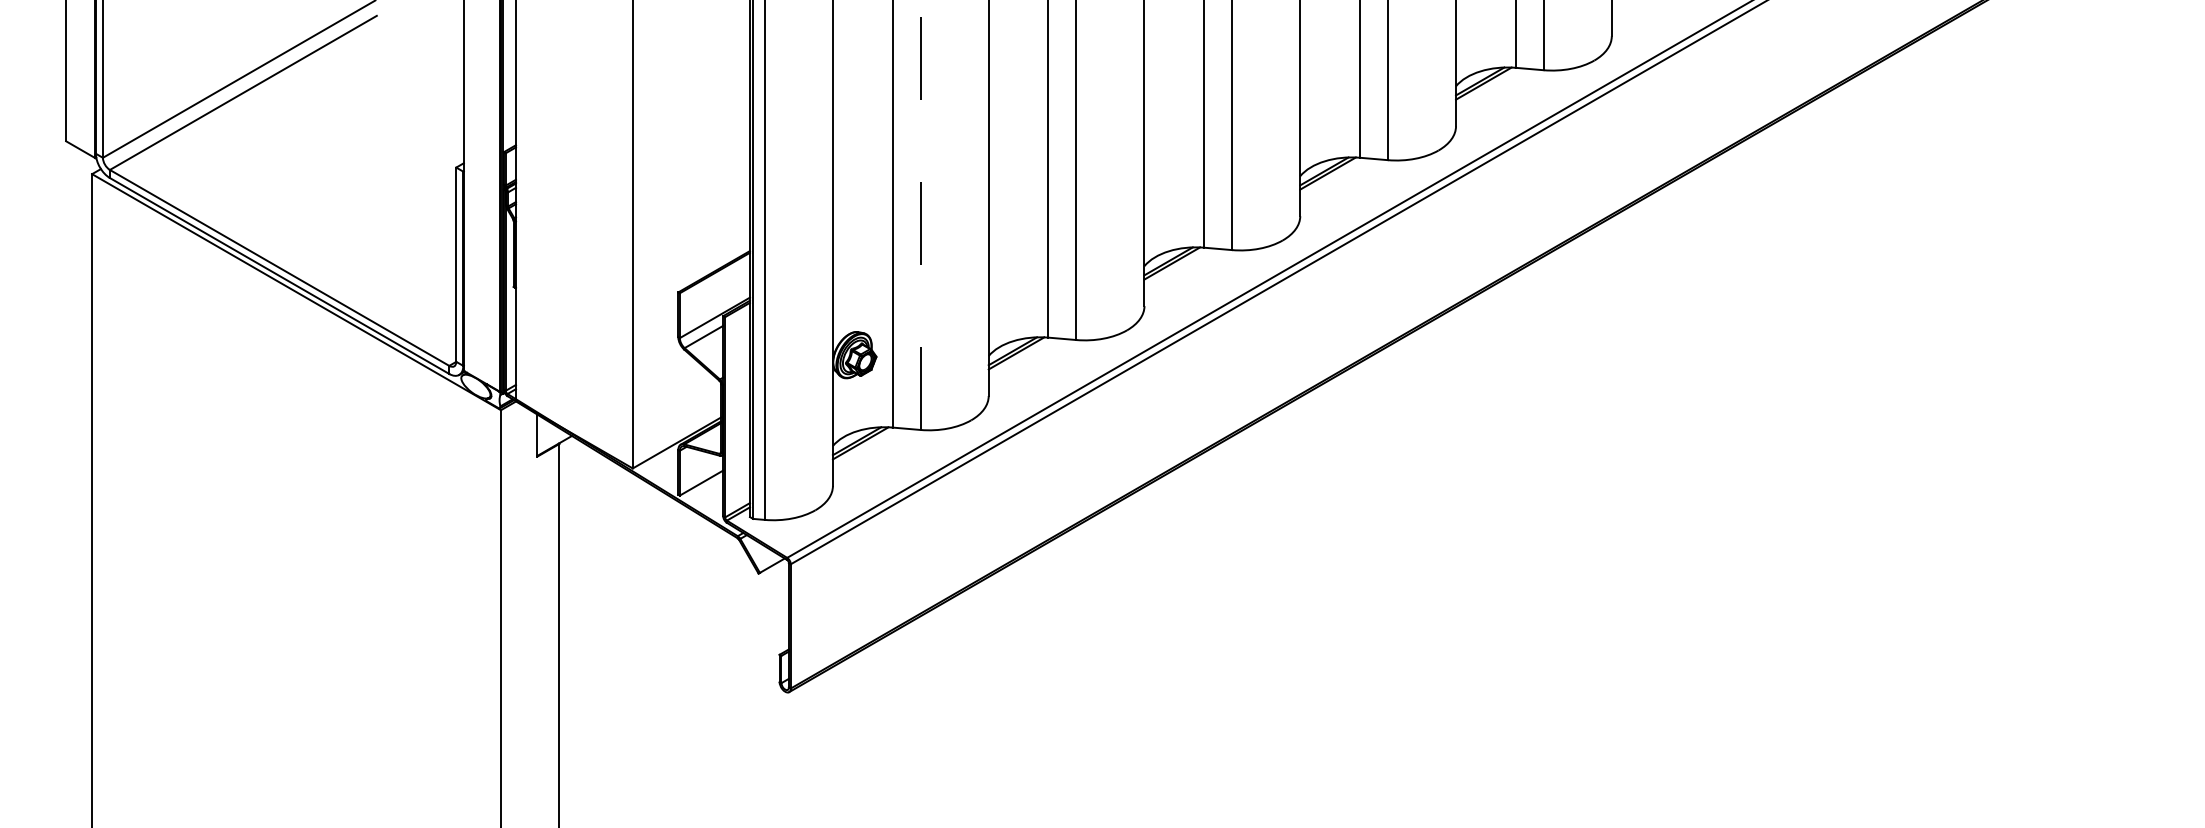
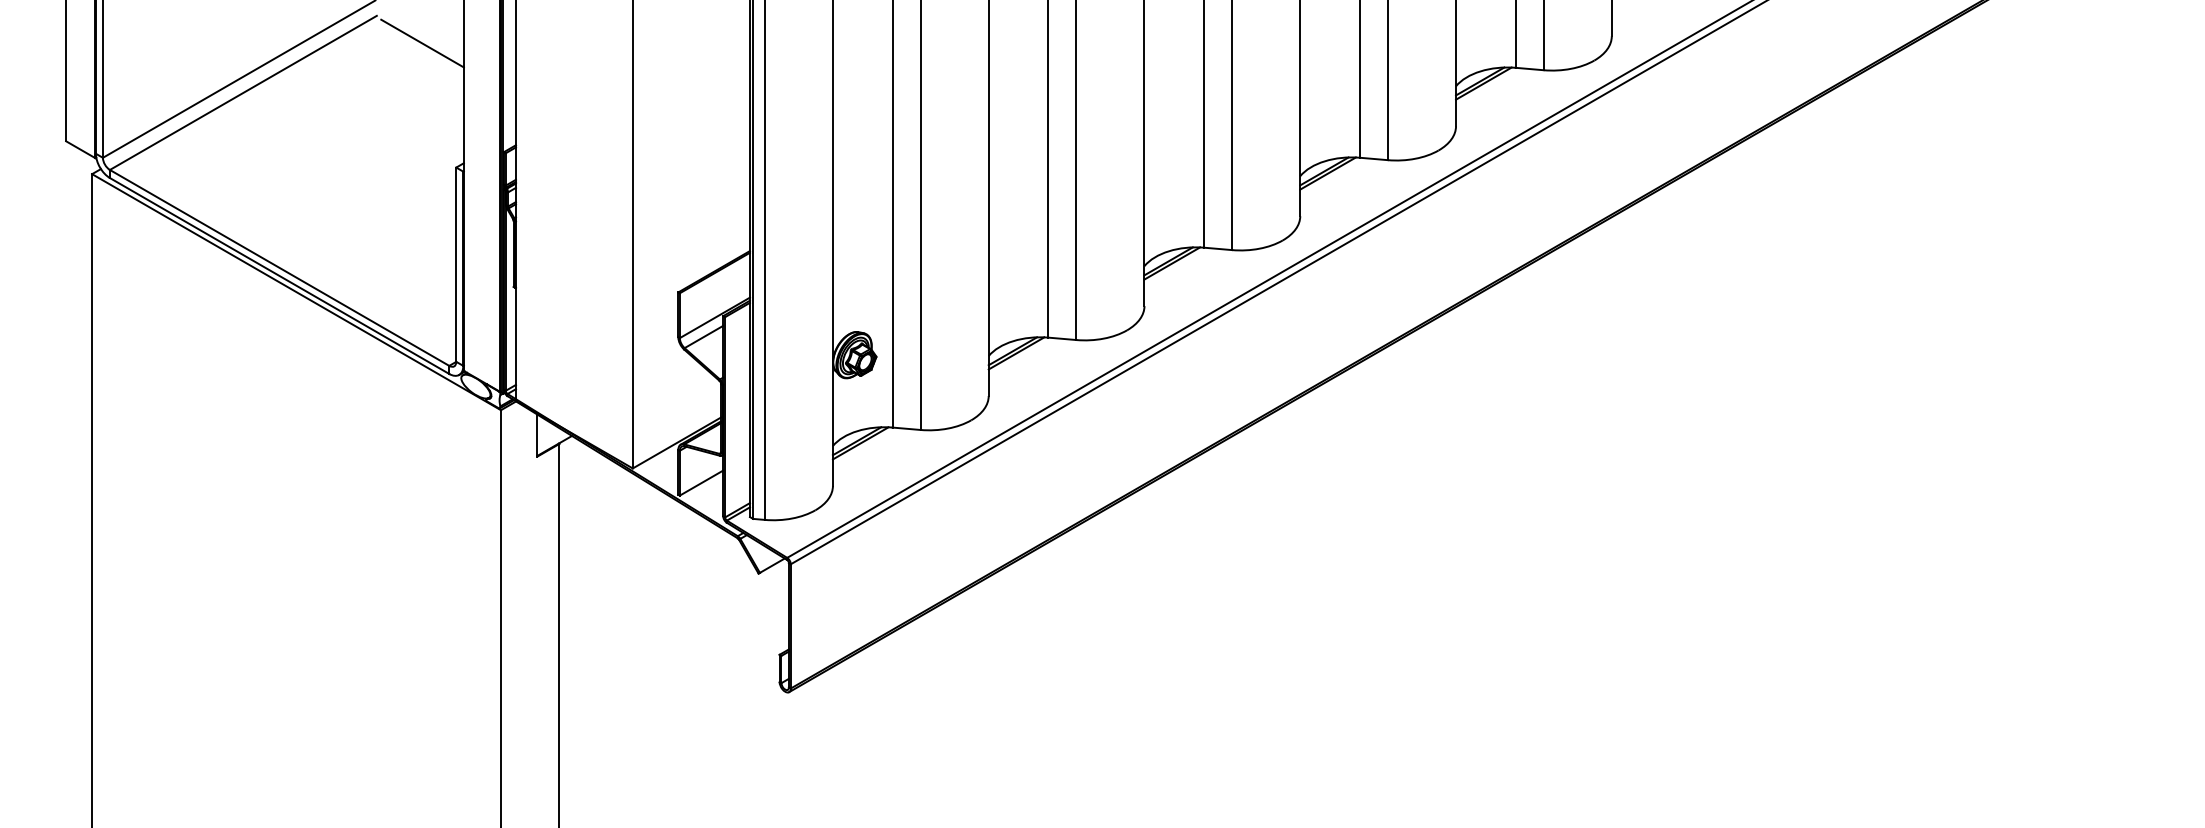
line: none -> present (422, 43)
line: dashed -> solid (920, 215)
